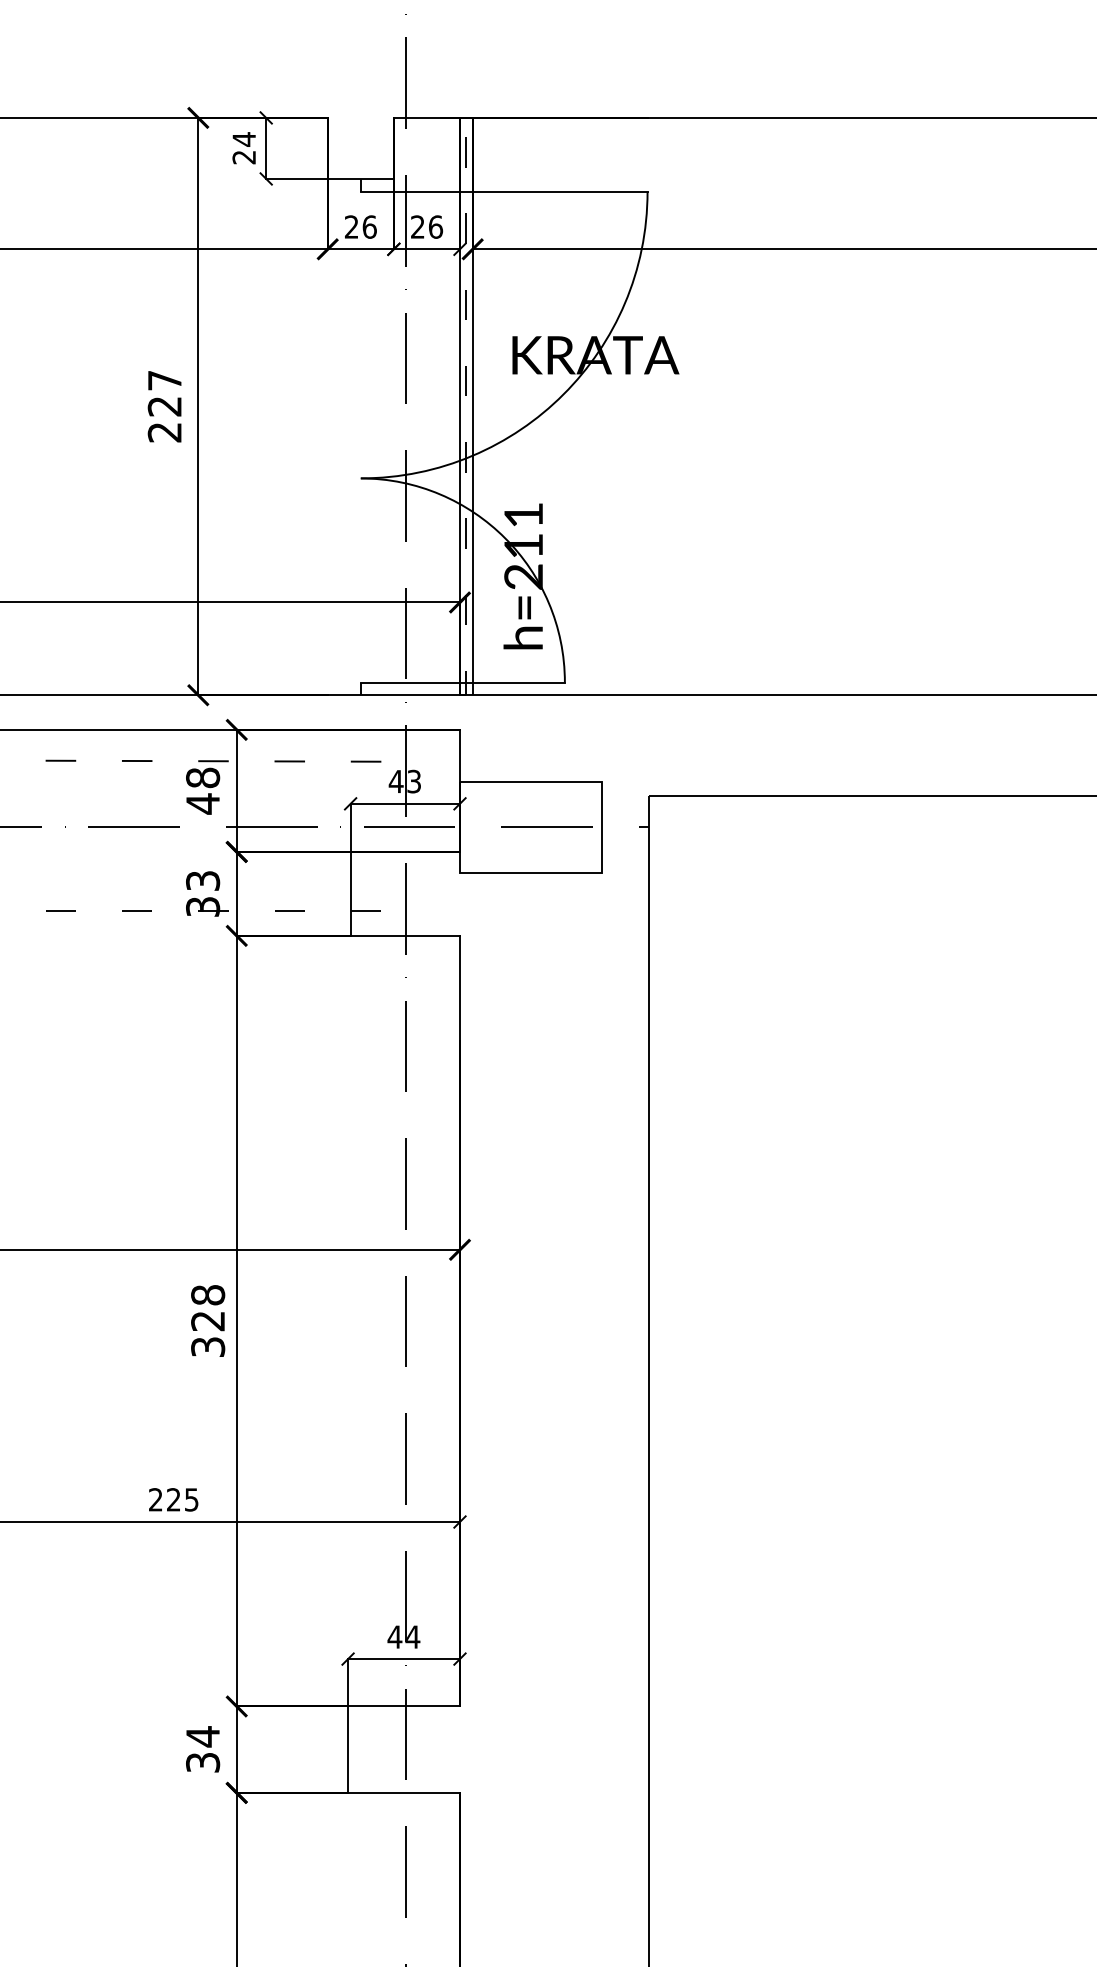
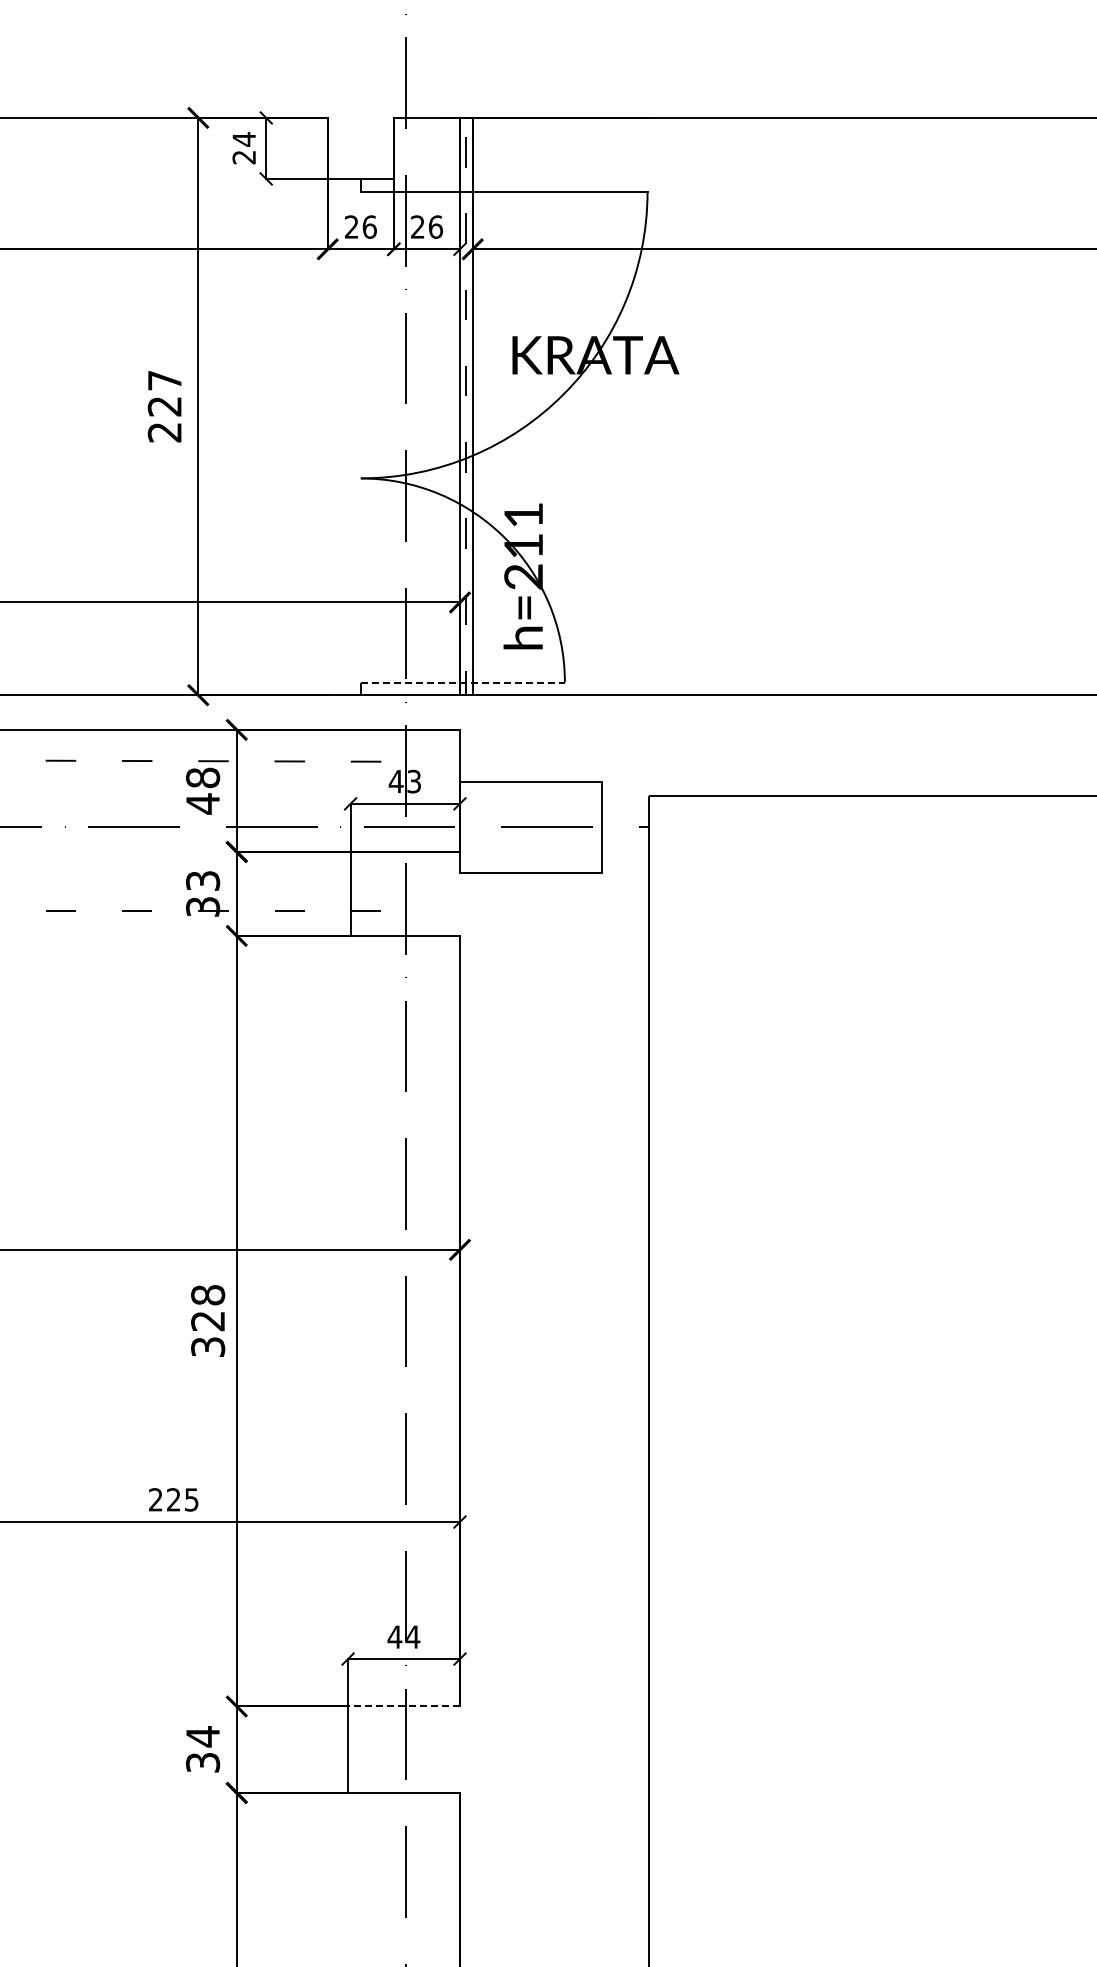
line: solid -> dashed (463, 682)
line: solid -> dashed (404, 1706)
